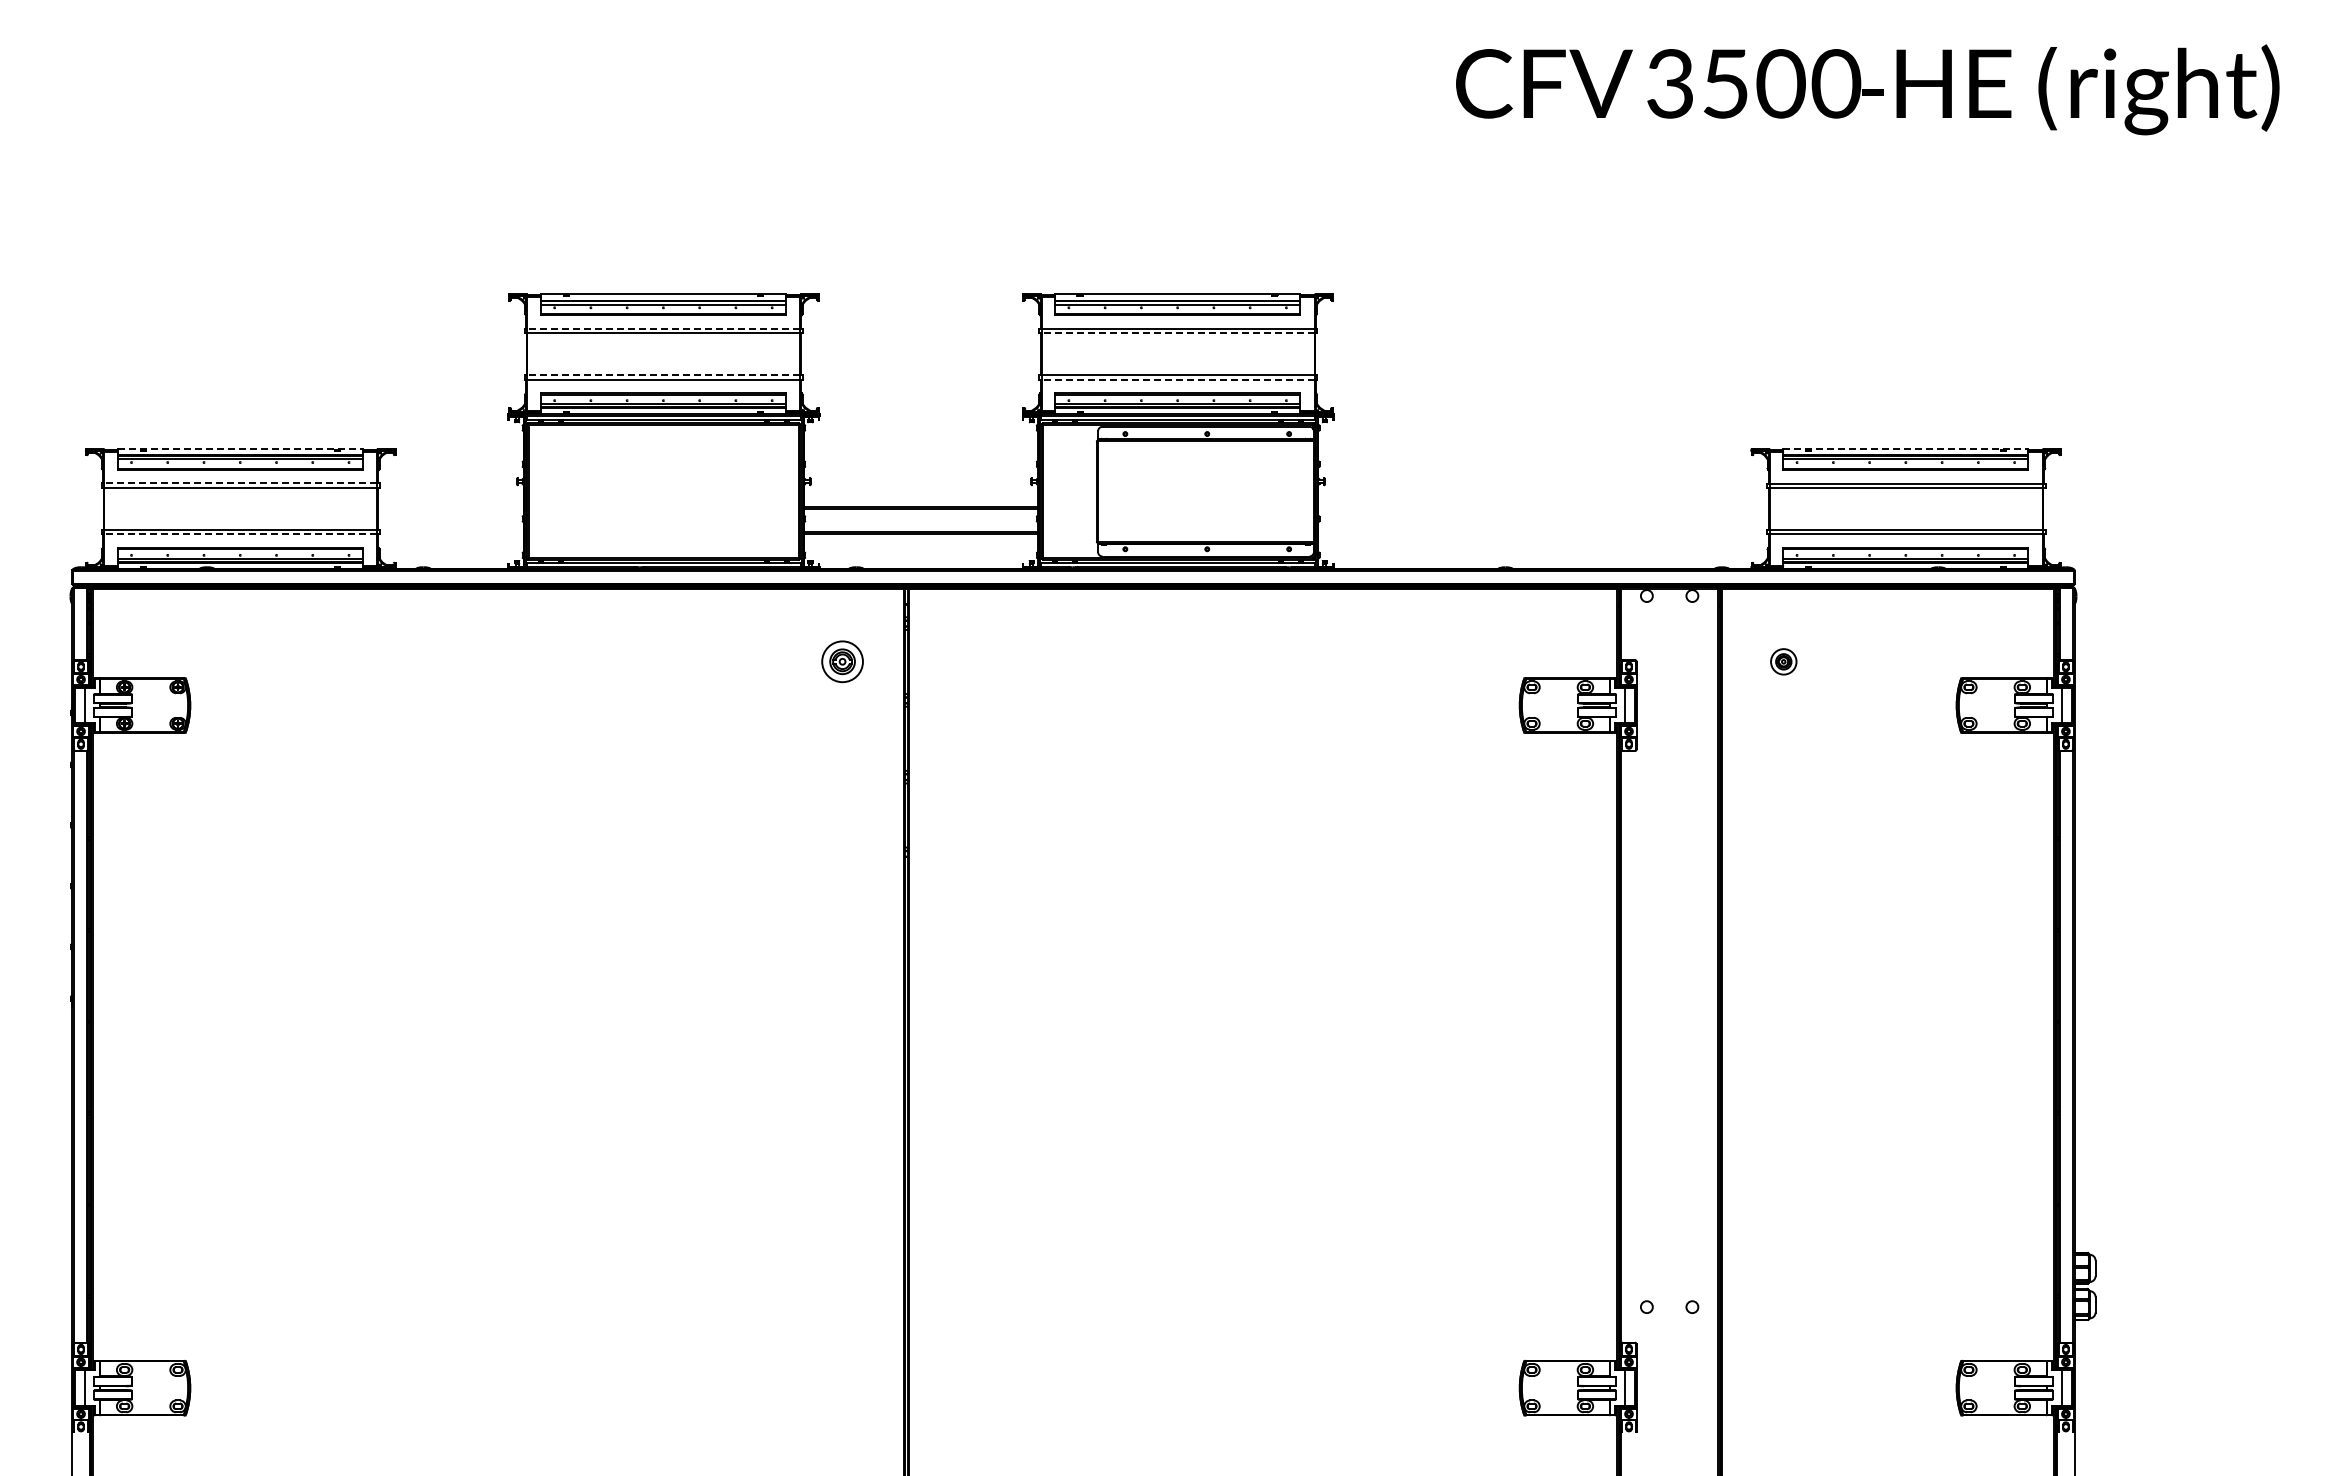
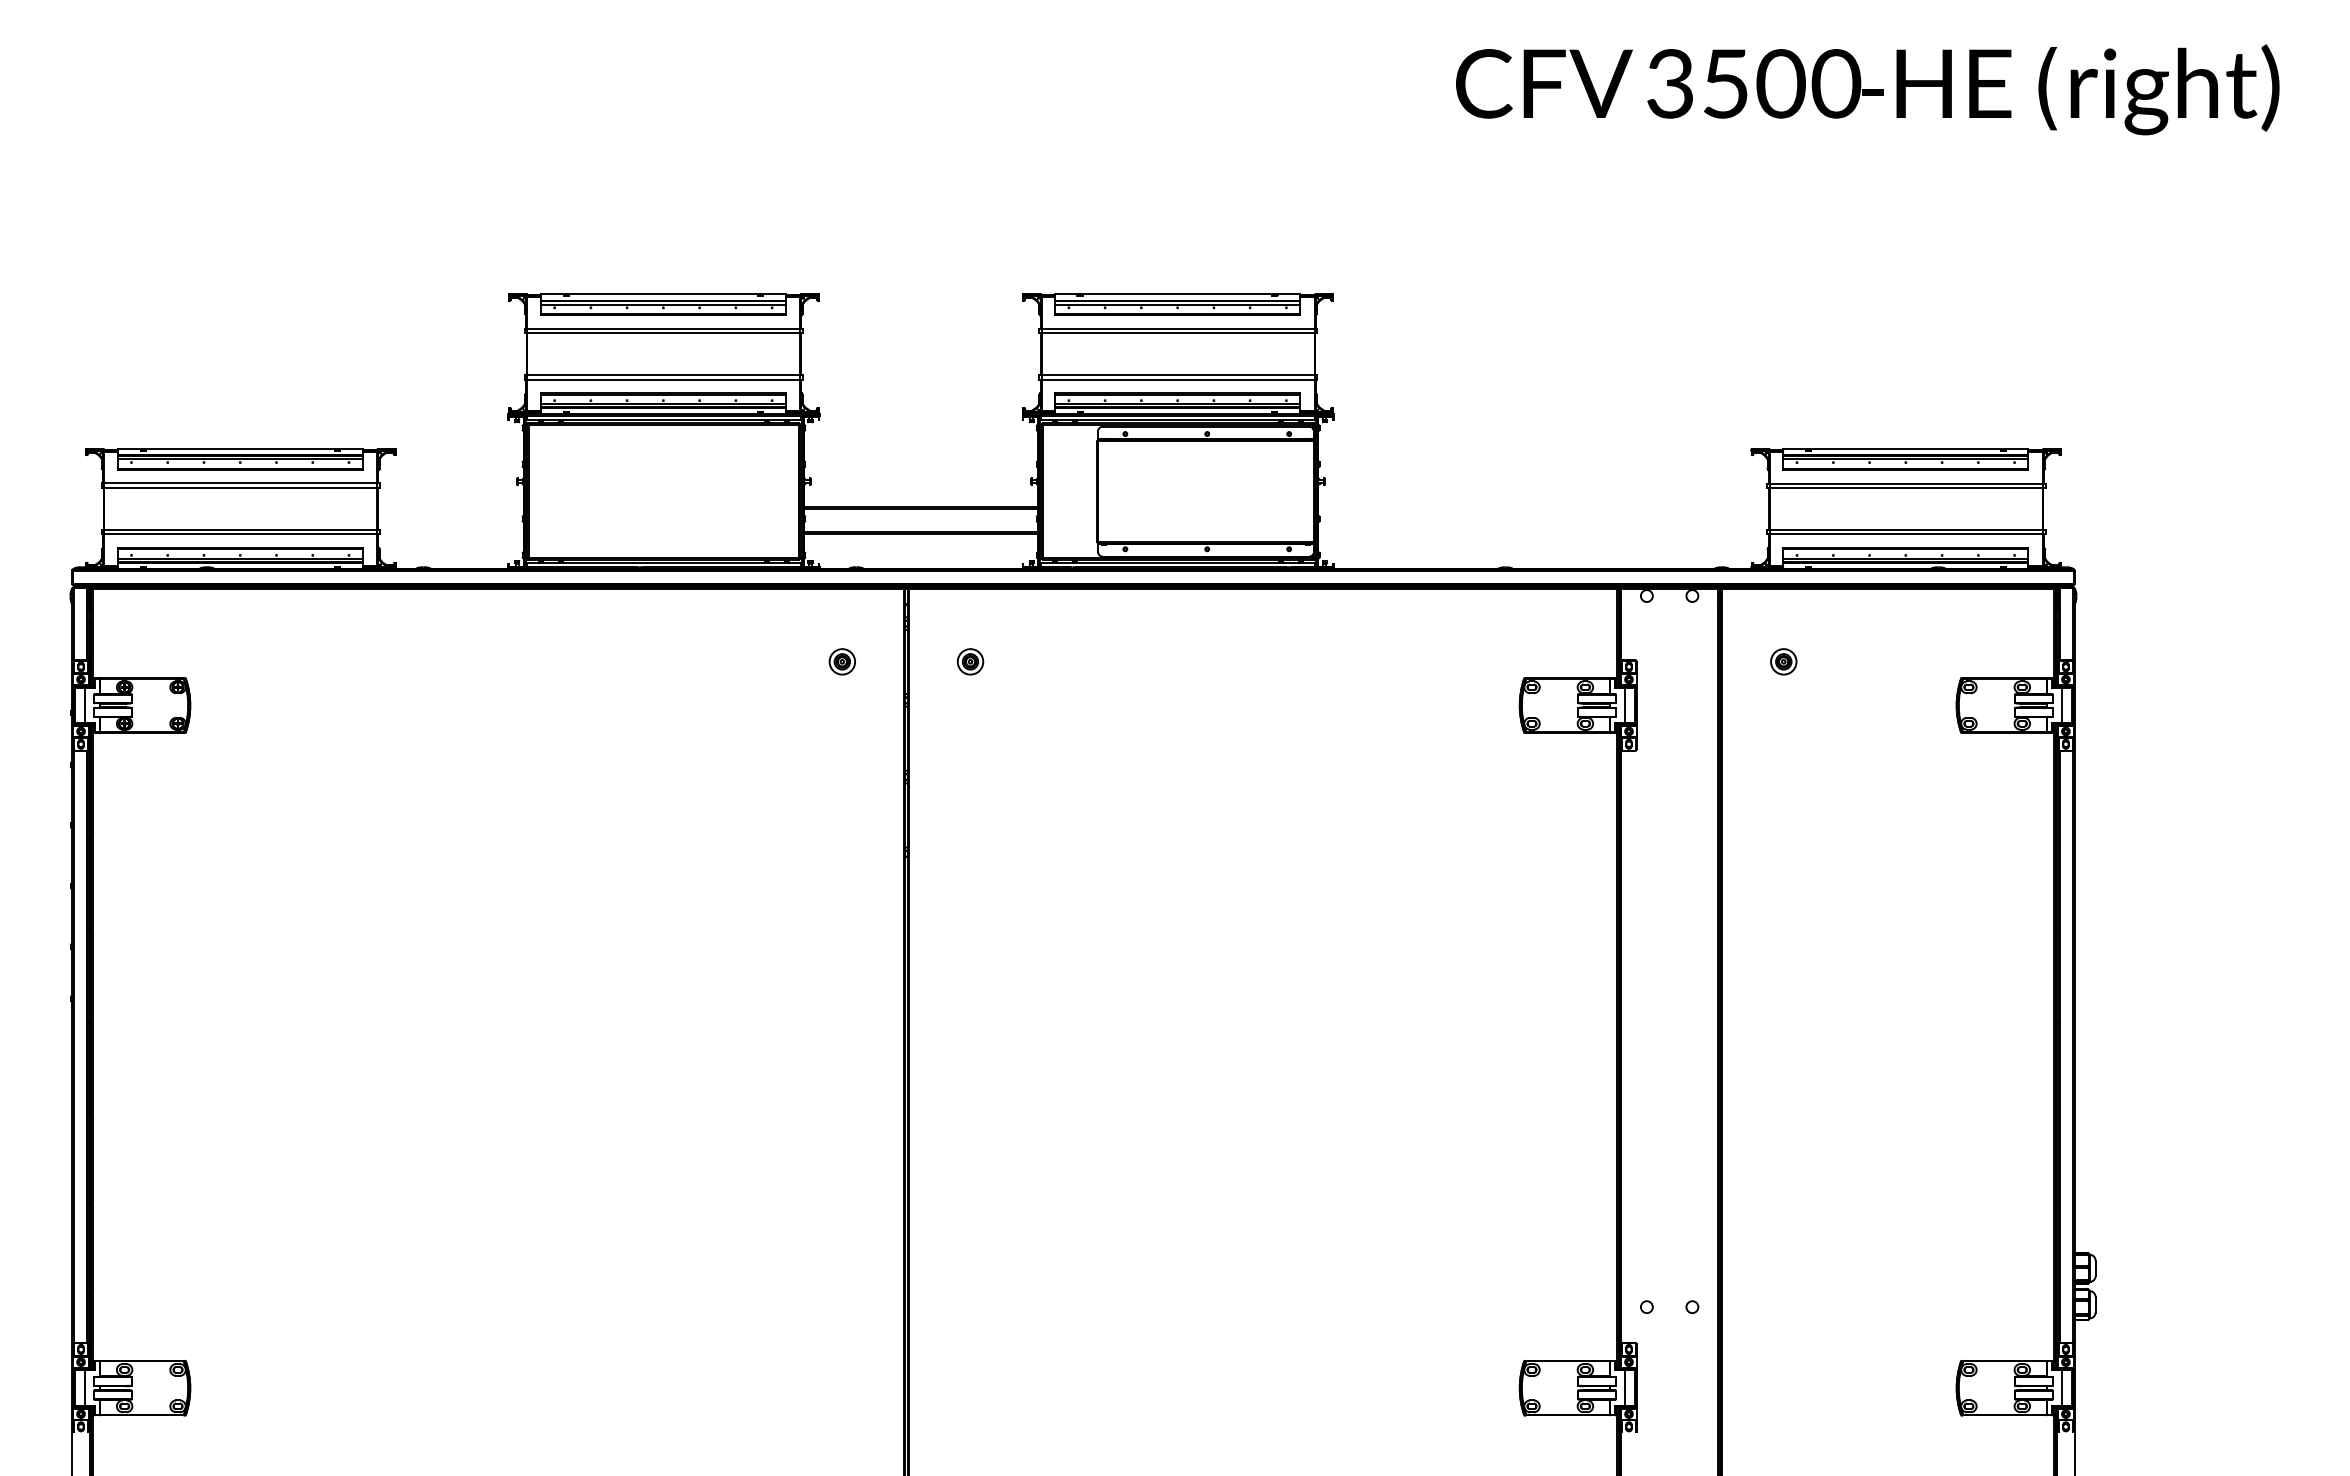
line: dashed -> solid (663, 328)
line: dashed -> solid (1178, 333)
line: dashed -> solid (663, 375)
line: dashed -> solid (1178, 379)
line: dashed -> solid (240, 448)
line: dashed -> solid (1906, 448)
line: dashed -> solid (240, 483)
line: dashed -> solid (240, 534)
part size: 43x44 px -> 28x28 px (841, 661)
part: none -> present (970, 661)
